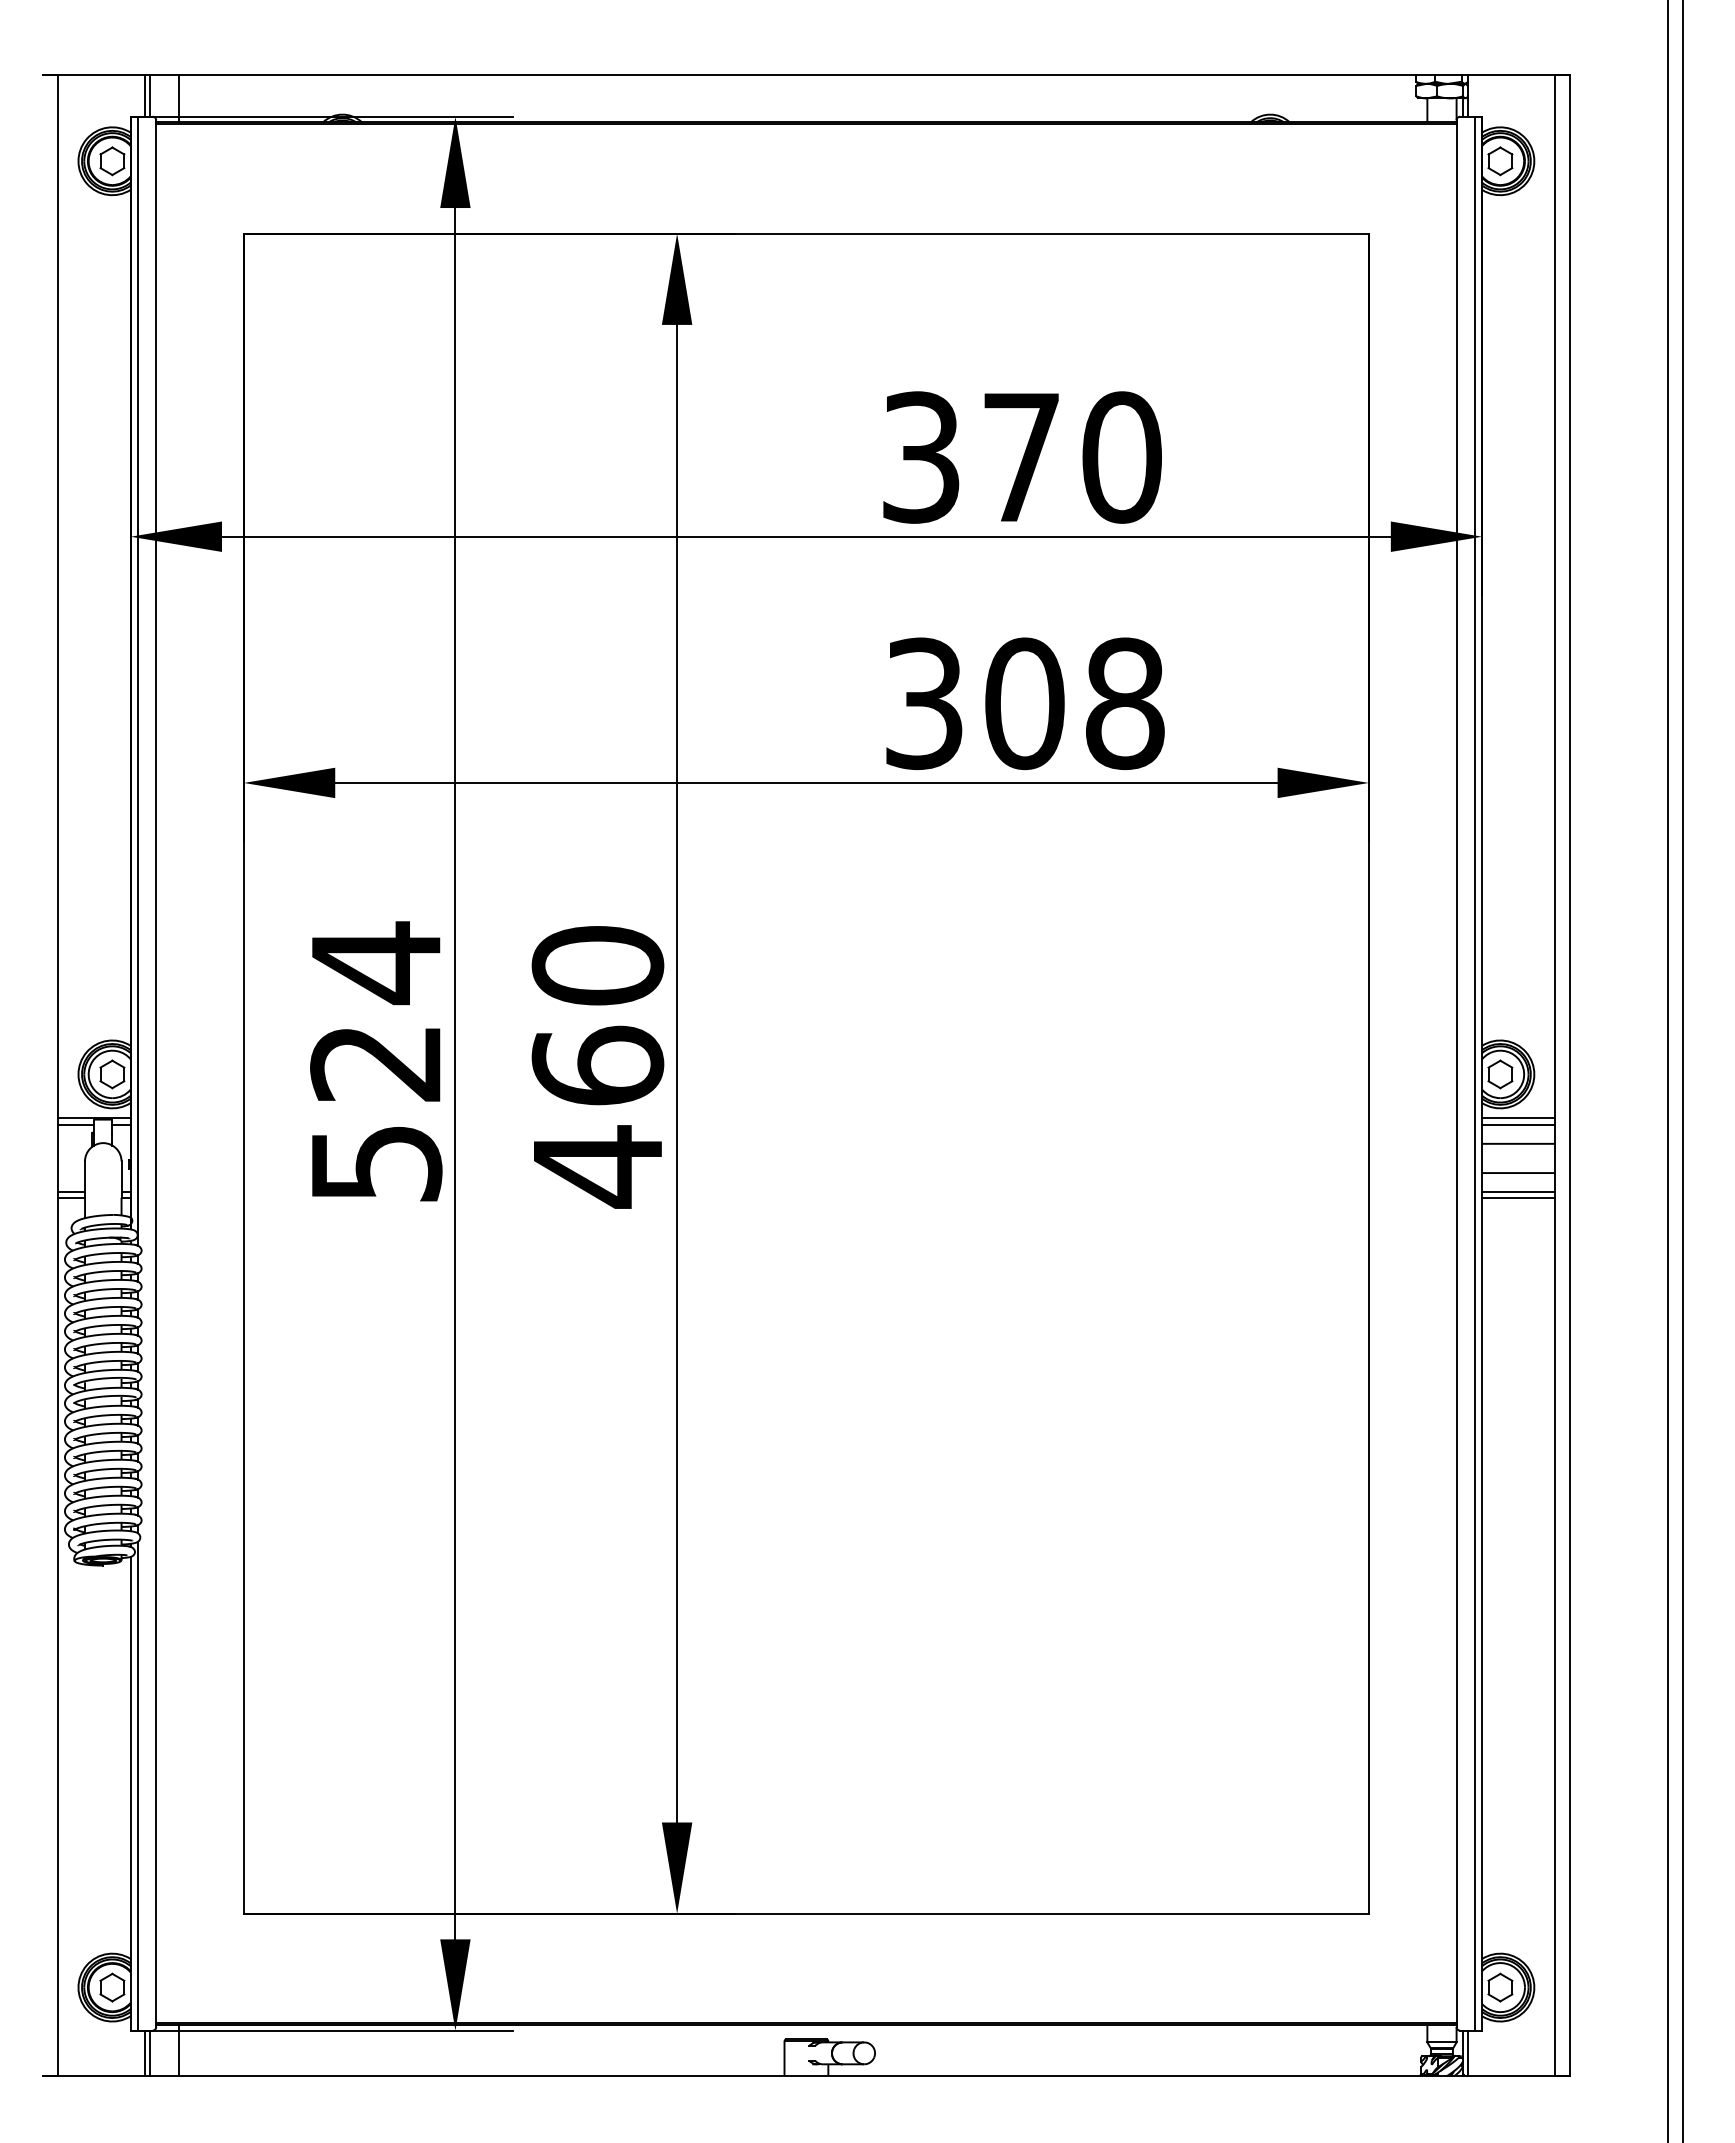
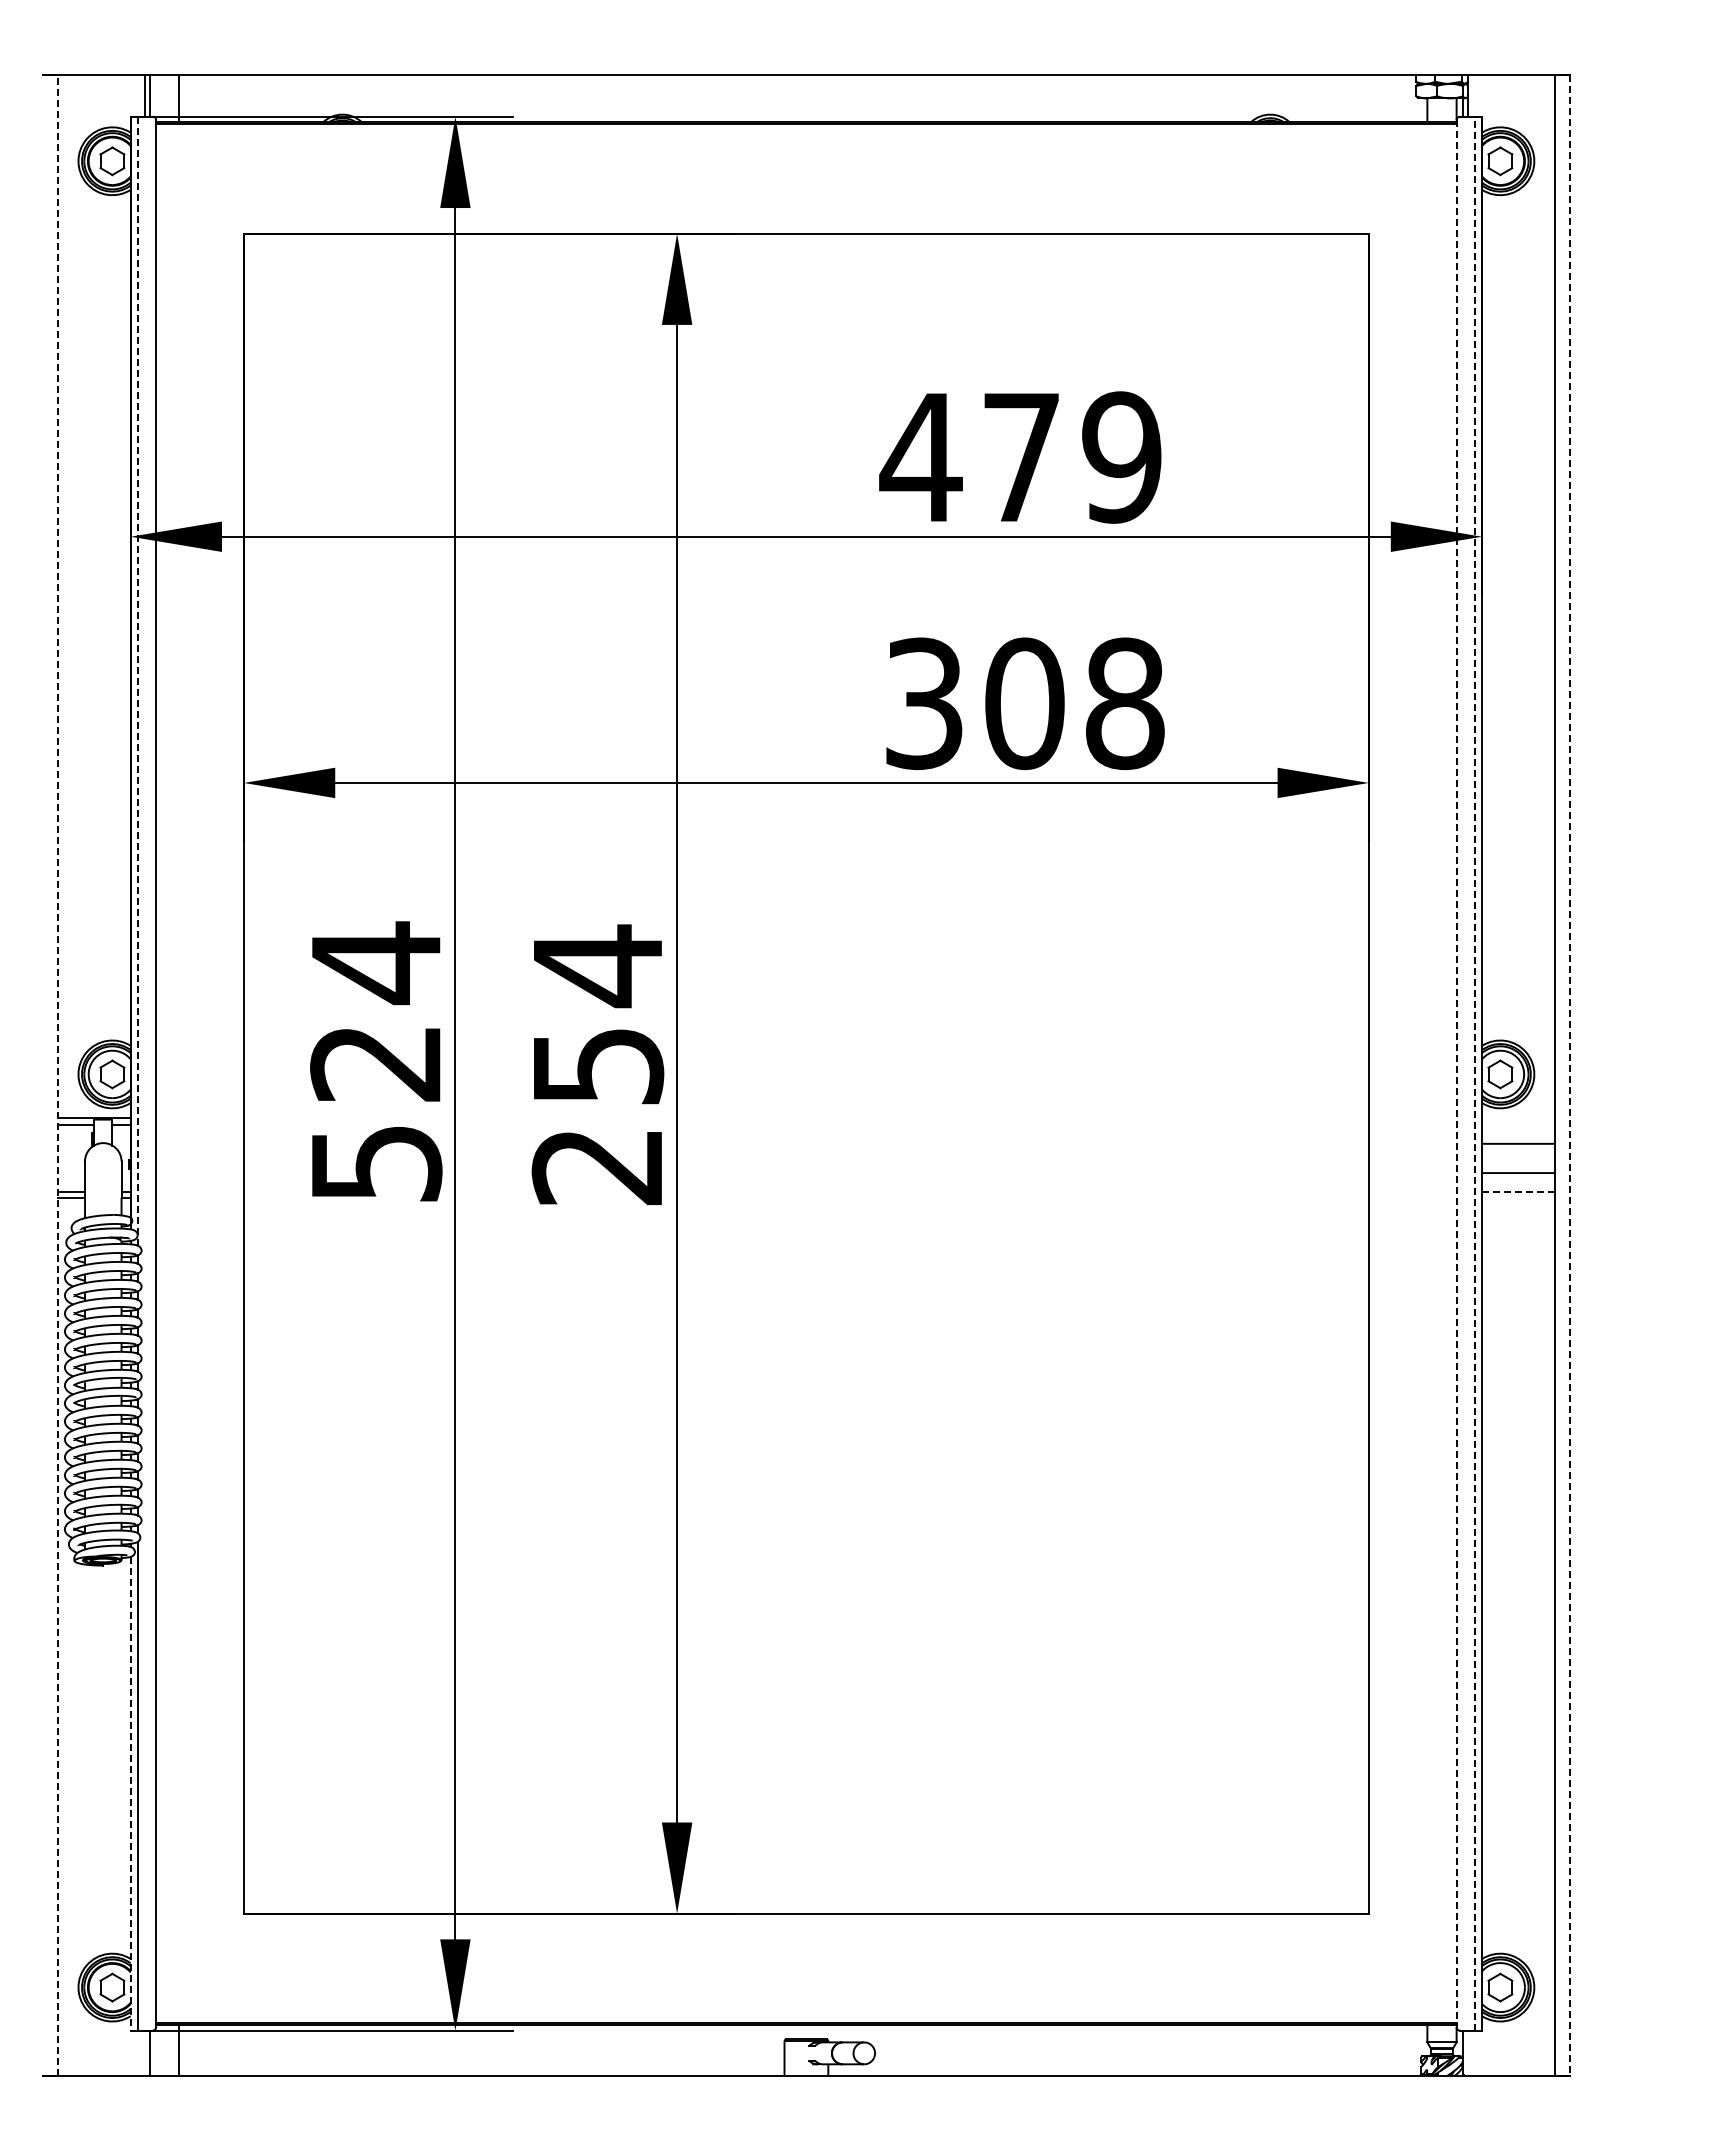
text: 370 -> 479 (1020, 457)
line: solid -> dashed (137, 681)
text: 460 -> 254 (597, 1066)
line: present -> none (1668, 1070)
line: present -> none (1683, 1070)
line: solid -> dashed (1474, 1073)
line: solid -> dashed (1456, 1074)
line: solid -> dashed (57, 1075)
line: solid -> dashed (1569, 1076)
line: present -> none (1518, 1118)
line: present -> none (1518, 1124)
line: solid -> dashed (1518, 1192)
line: present -> none (1518, 1198)
line: solid -> dashed (130, 1793)
line: present -> none (145, 2053)
line: present -> none (1467, 2053)
